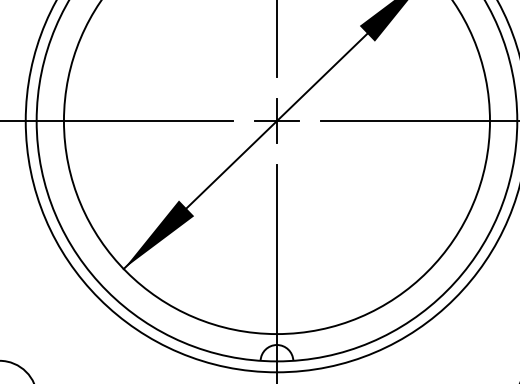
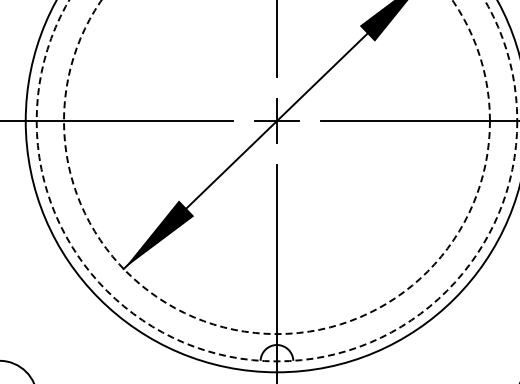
circle: solid -> dashed (276, 167)
circle: solid -> dashed (276, 180)
